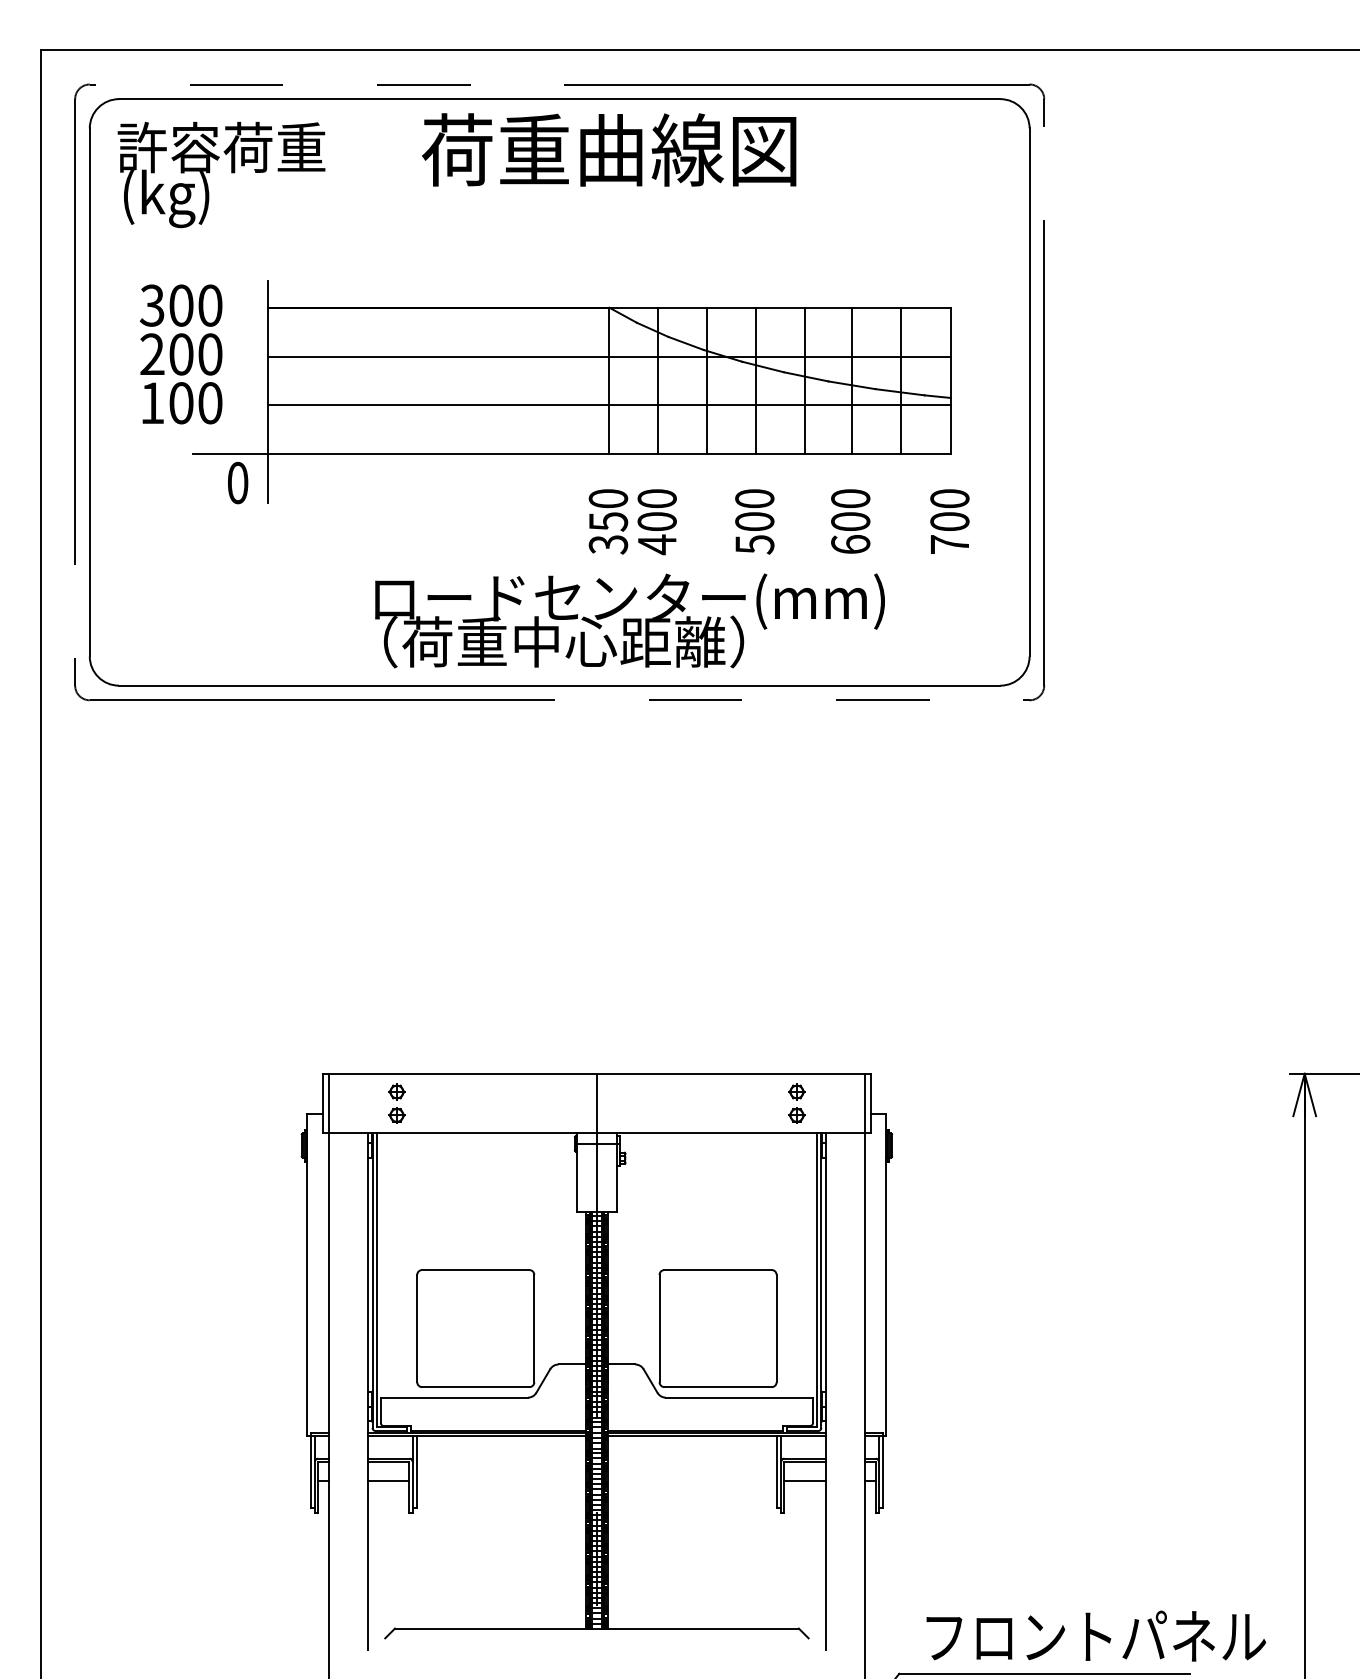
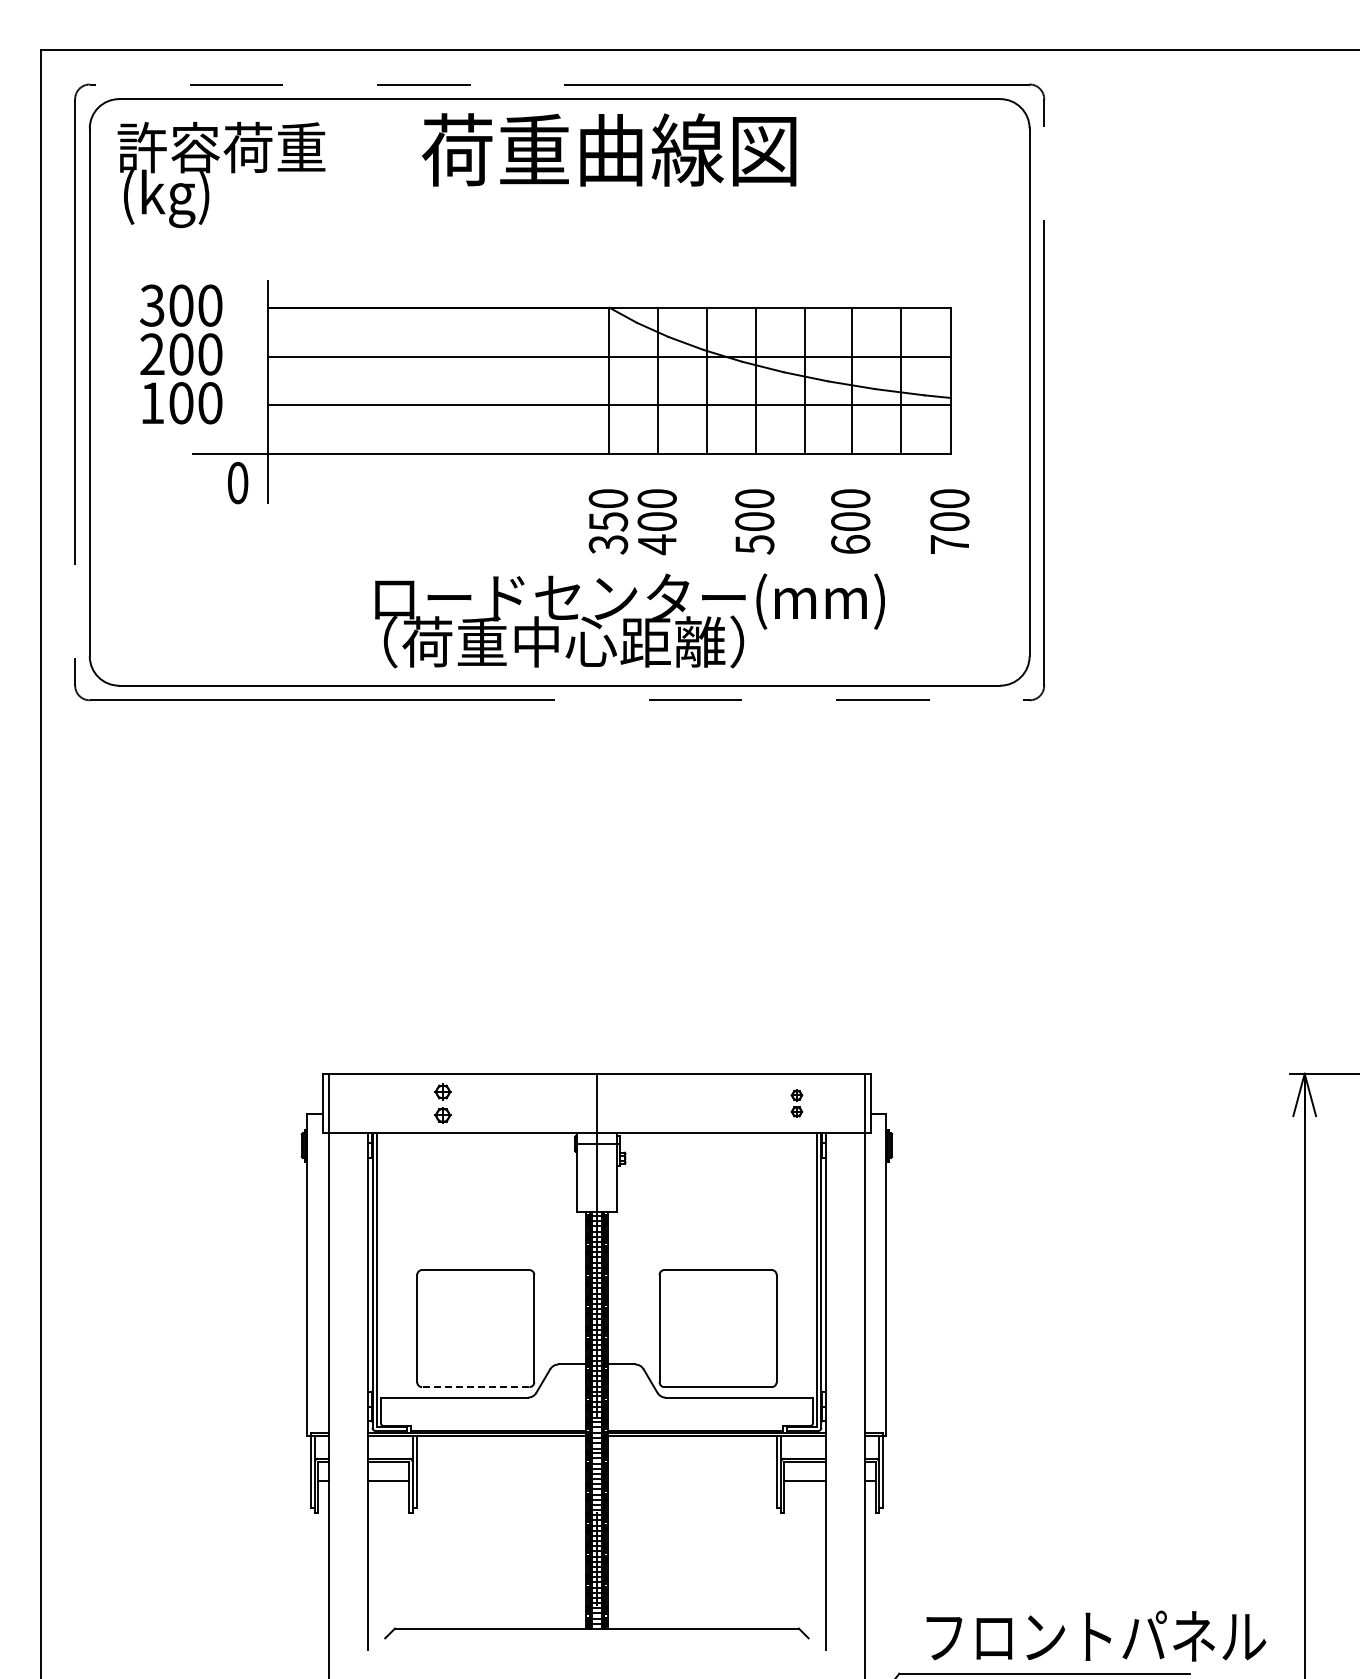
part position: (396, 1103) -> (442, 1103) (442, 1103)
part size: 18x41 px -> 14x29 px (796, 1103)
line: solid -> dashed (475, 1387)
